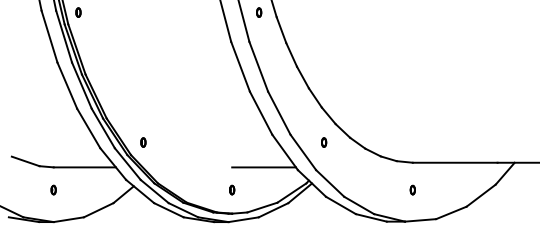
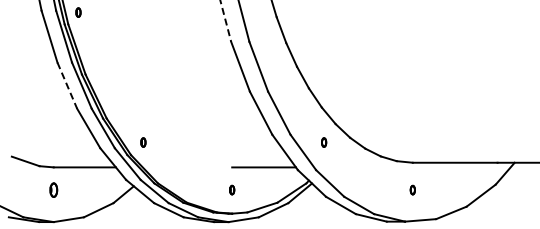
part: present -> none (259, 12)
line: solid -> dashed (225, 21)
line: solid -> dashed (67, 86)
part size: 7x12 px -> 10x16 px (53, 189)
